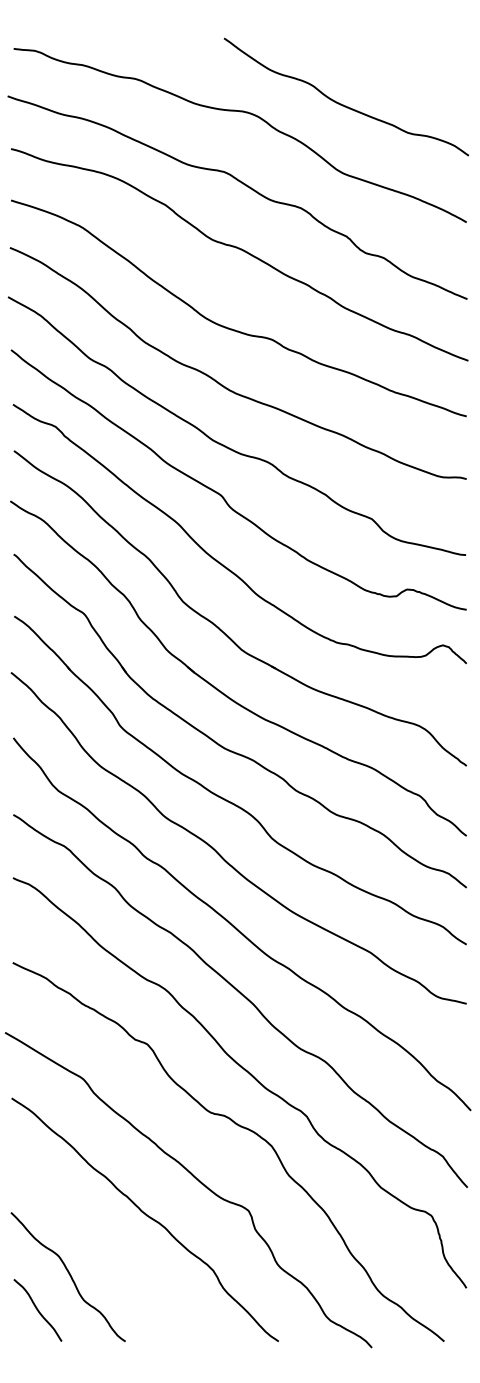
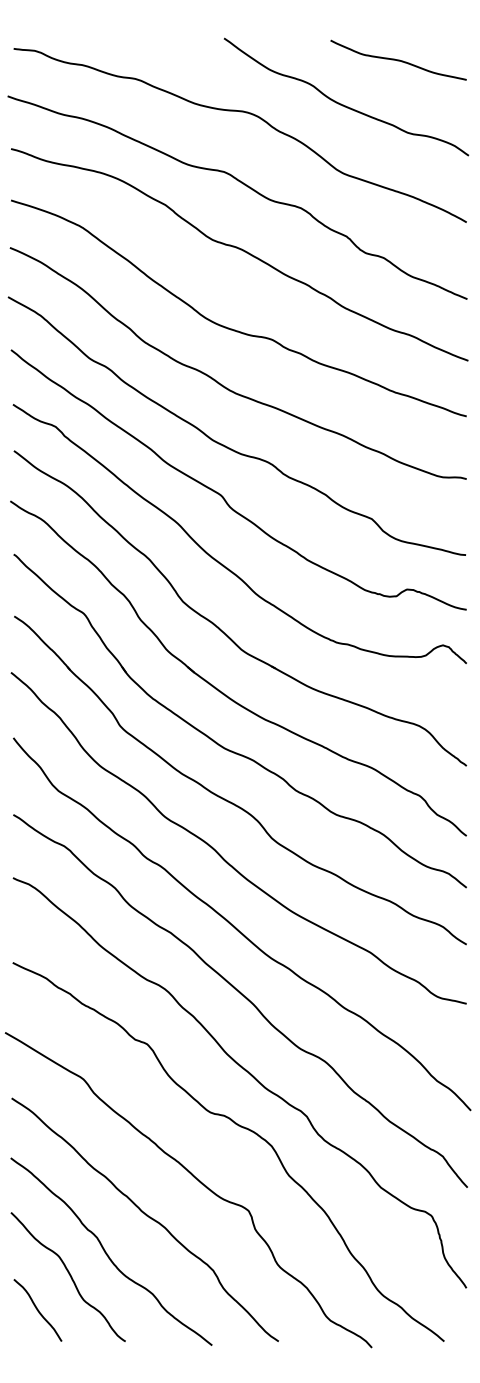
curve: none -> present (398, 59)
curve: none -> present (108, 1254)
